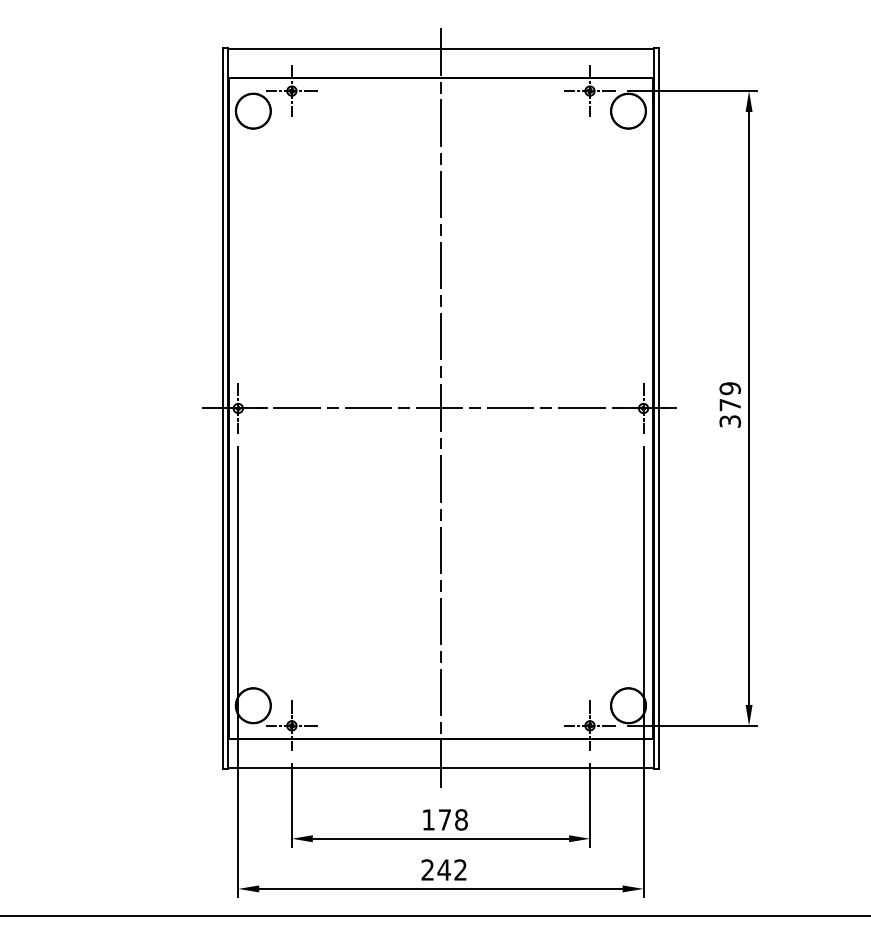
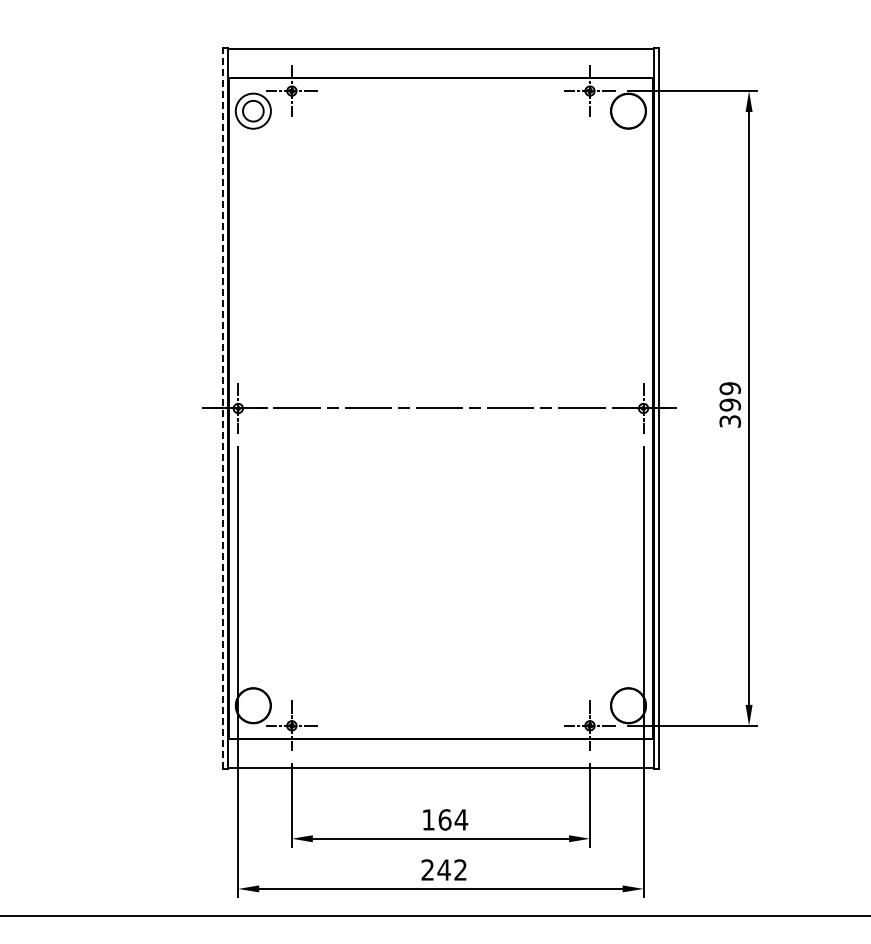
circle diameter: 34 px -> 21 px (253, 110)
text: 379 -> 399 (730, 404)
line: solid -> dashed (223, 407)
line: present -> none (440, 408)
text: 178 -> 164 (453, 819)
